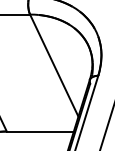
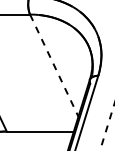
line: solid -> dashed (54, 66)
line: solid -> dashed (107, 126)
